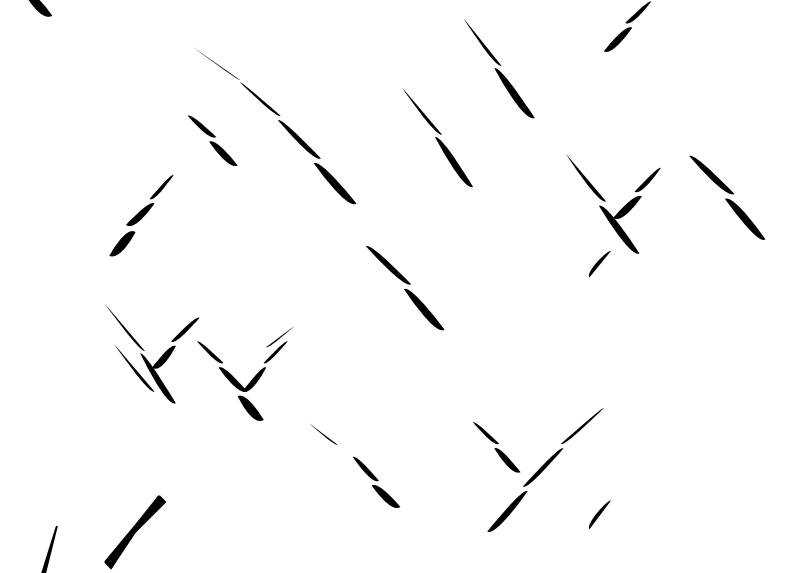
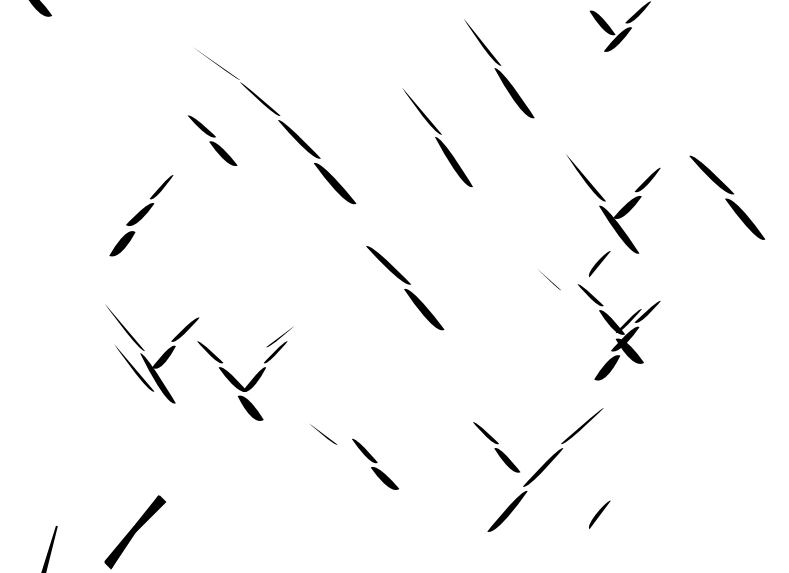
fill: none -> present (602, 22)
part: none -> present (549, 279)
part: none -> present (618, 332)
part position: (376, 481) -> (375, 463) (375, 463)
